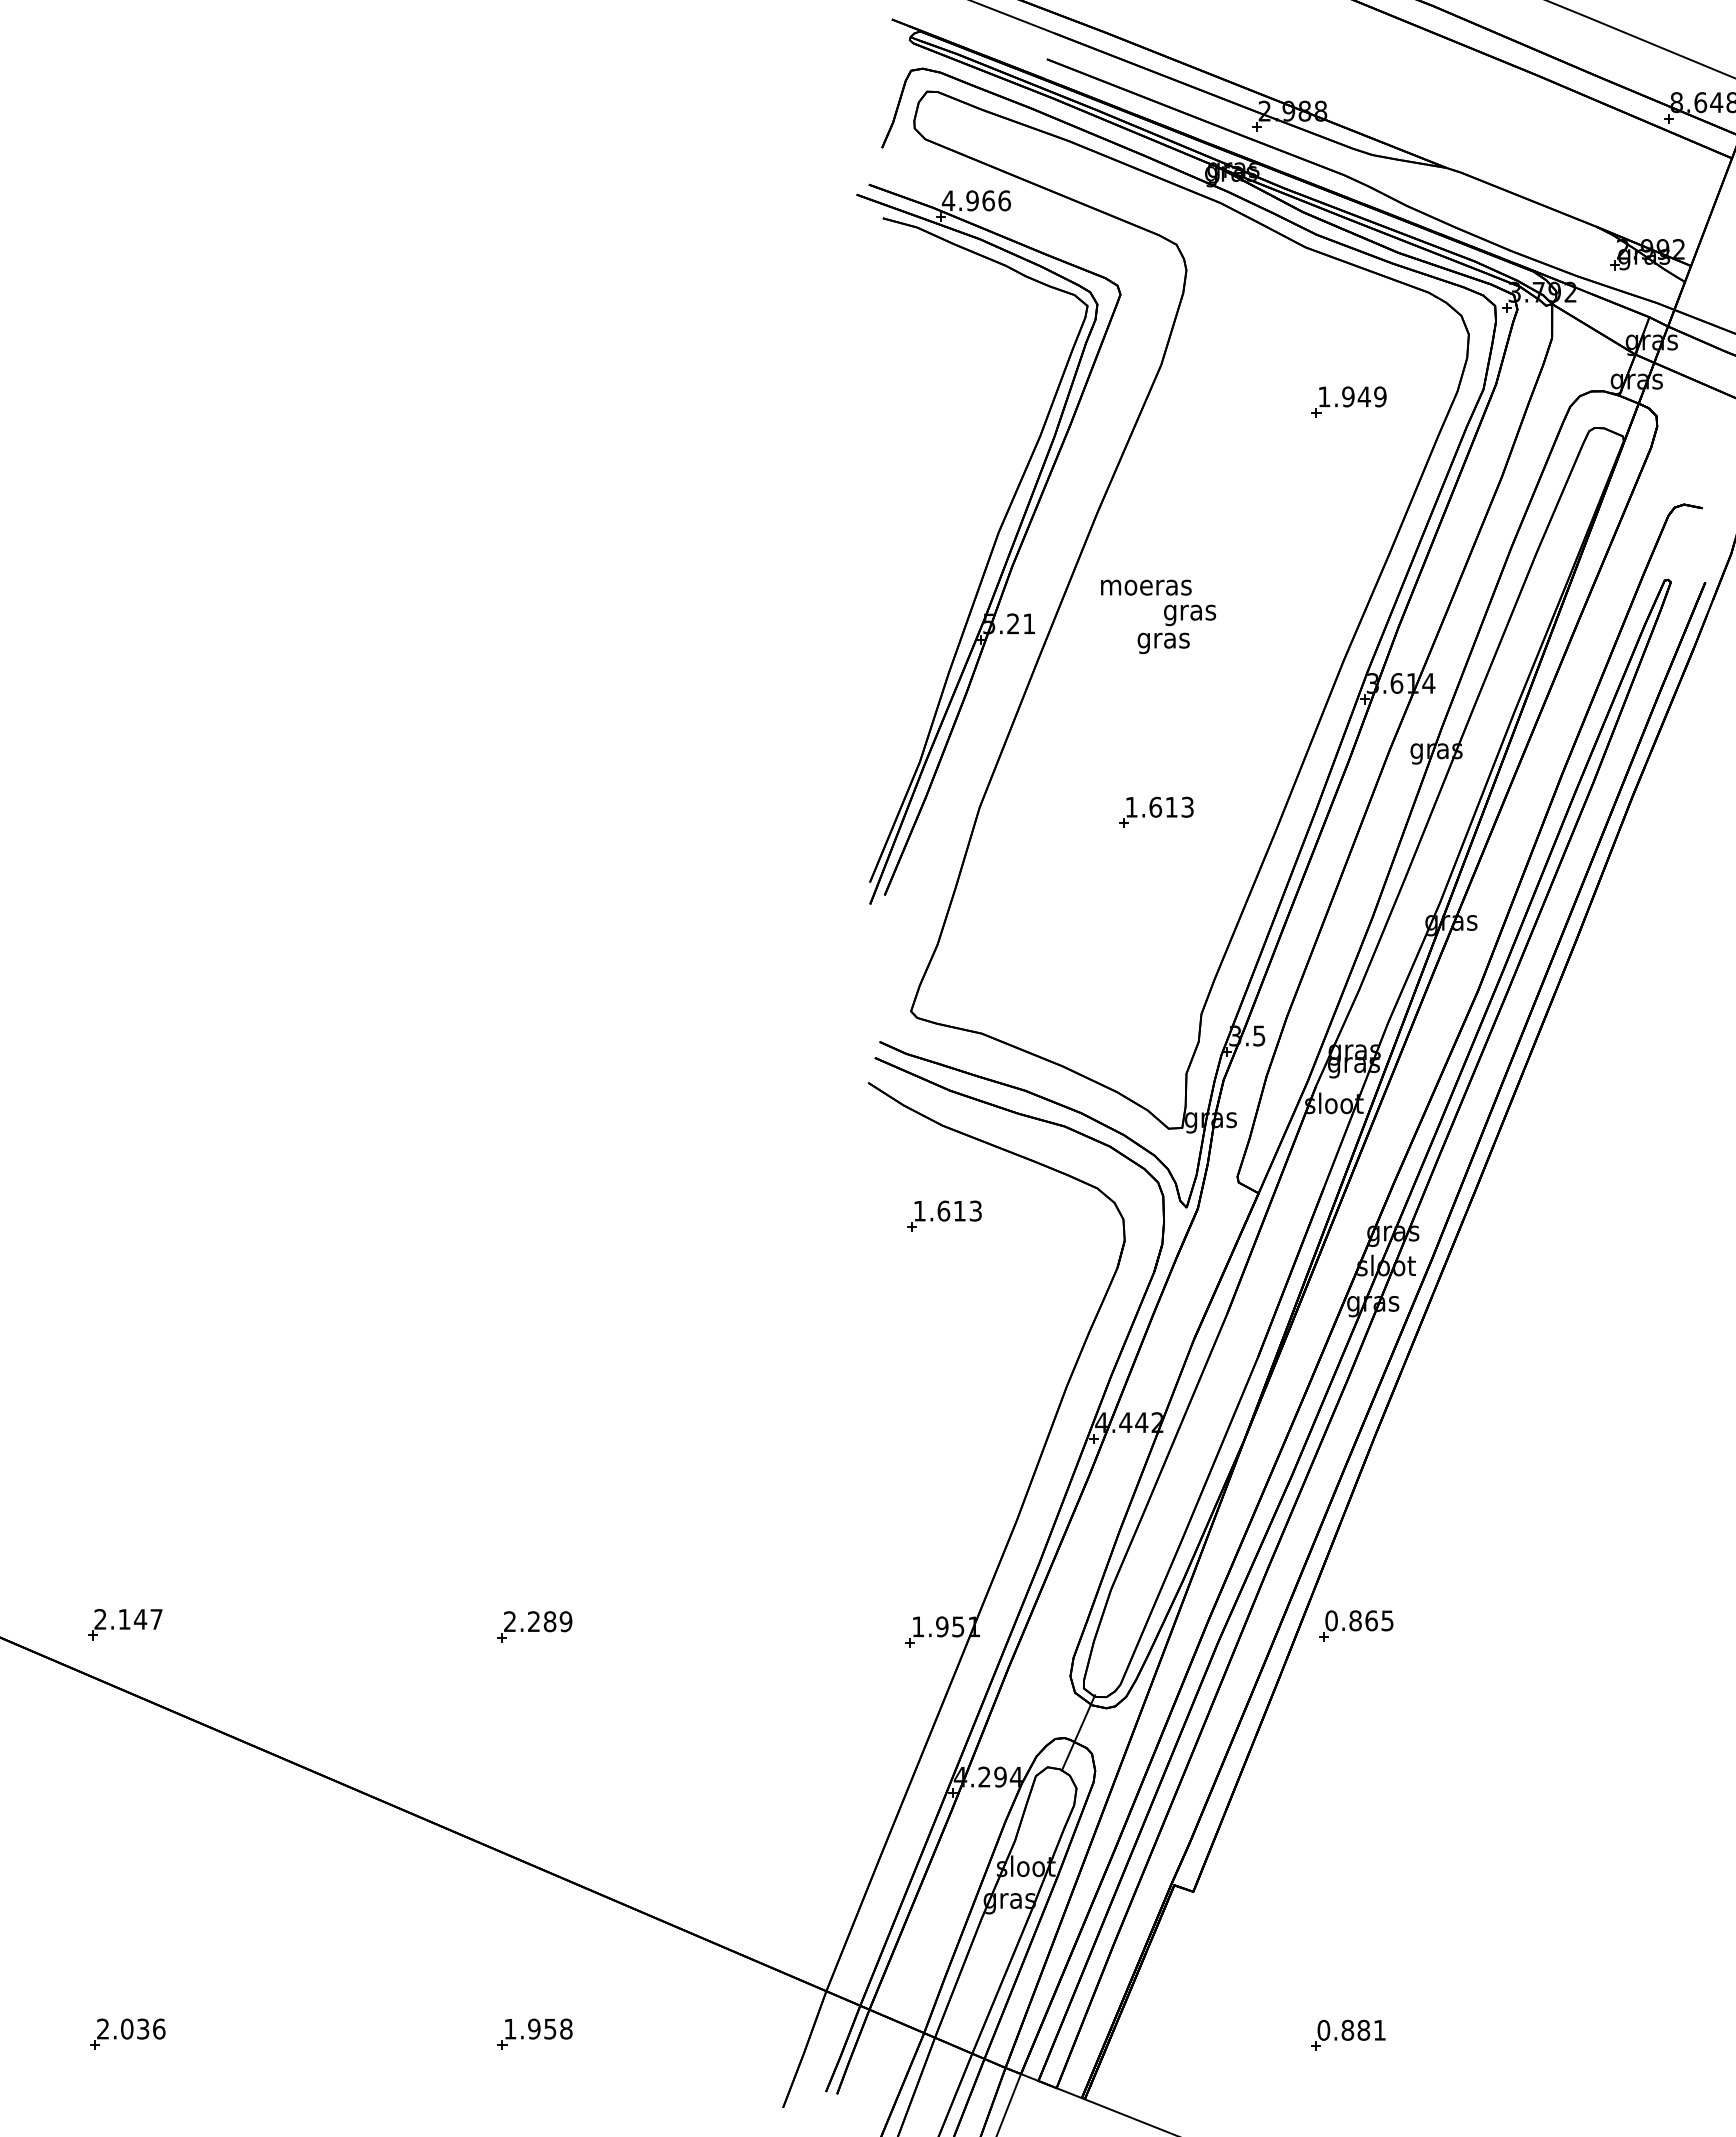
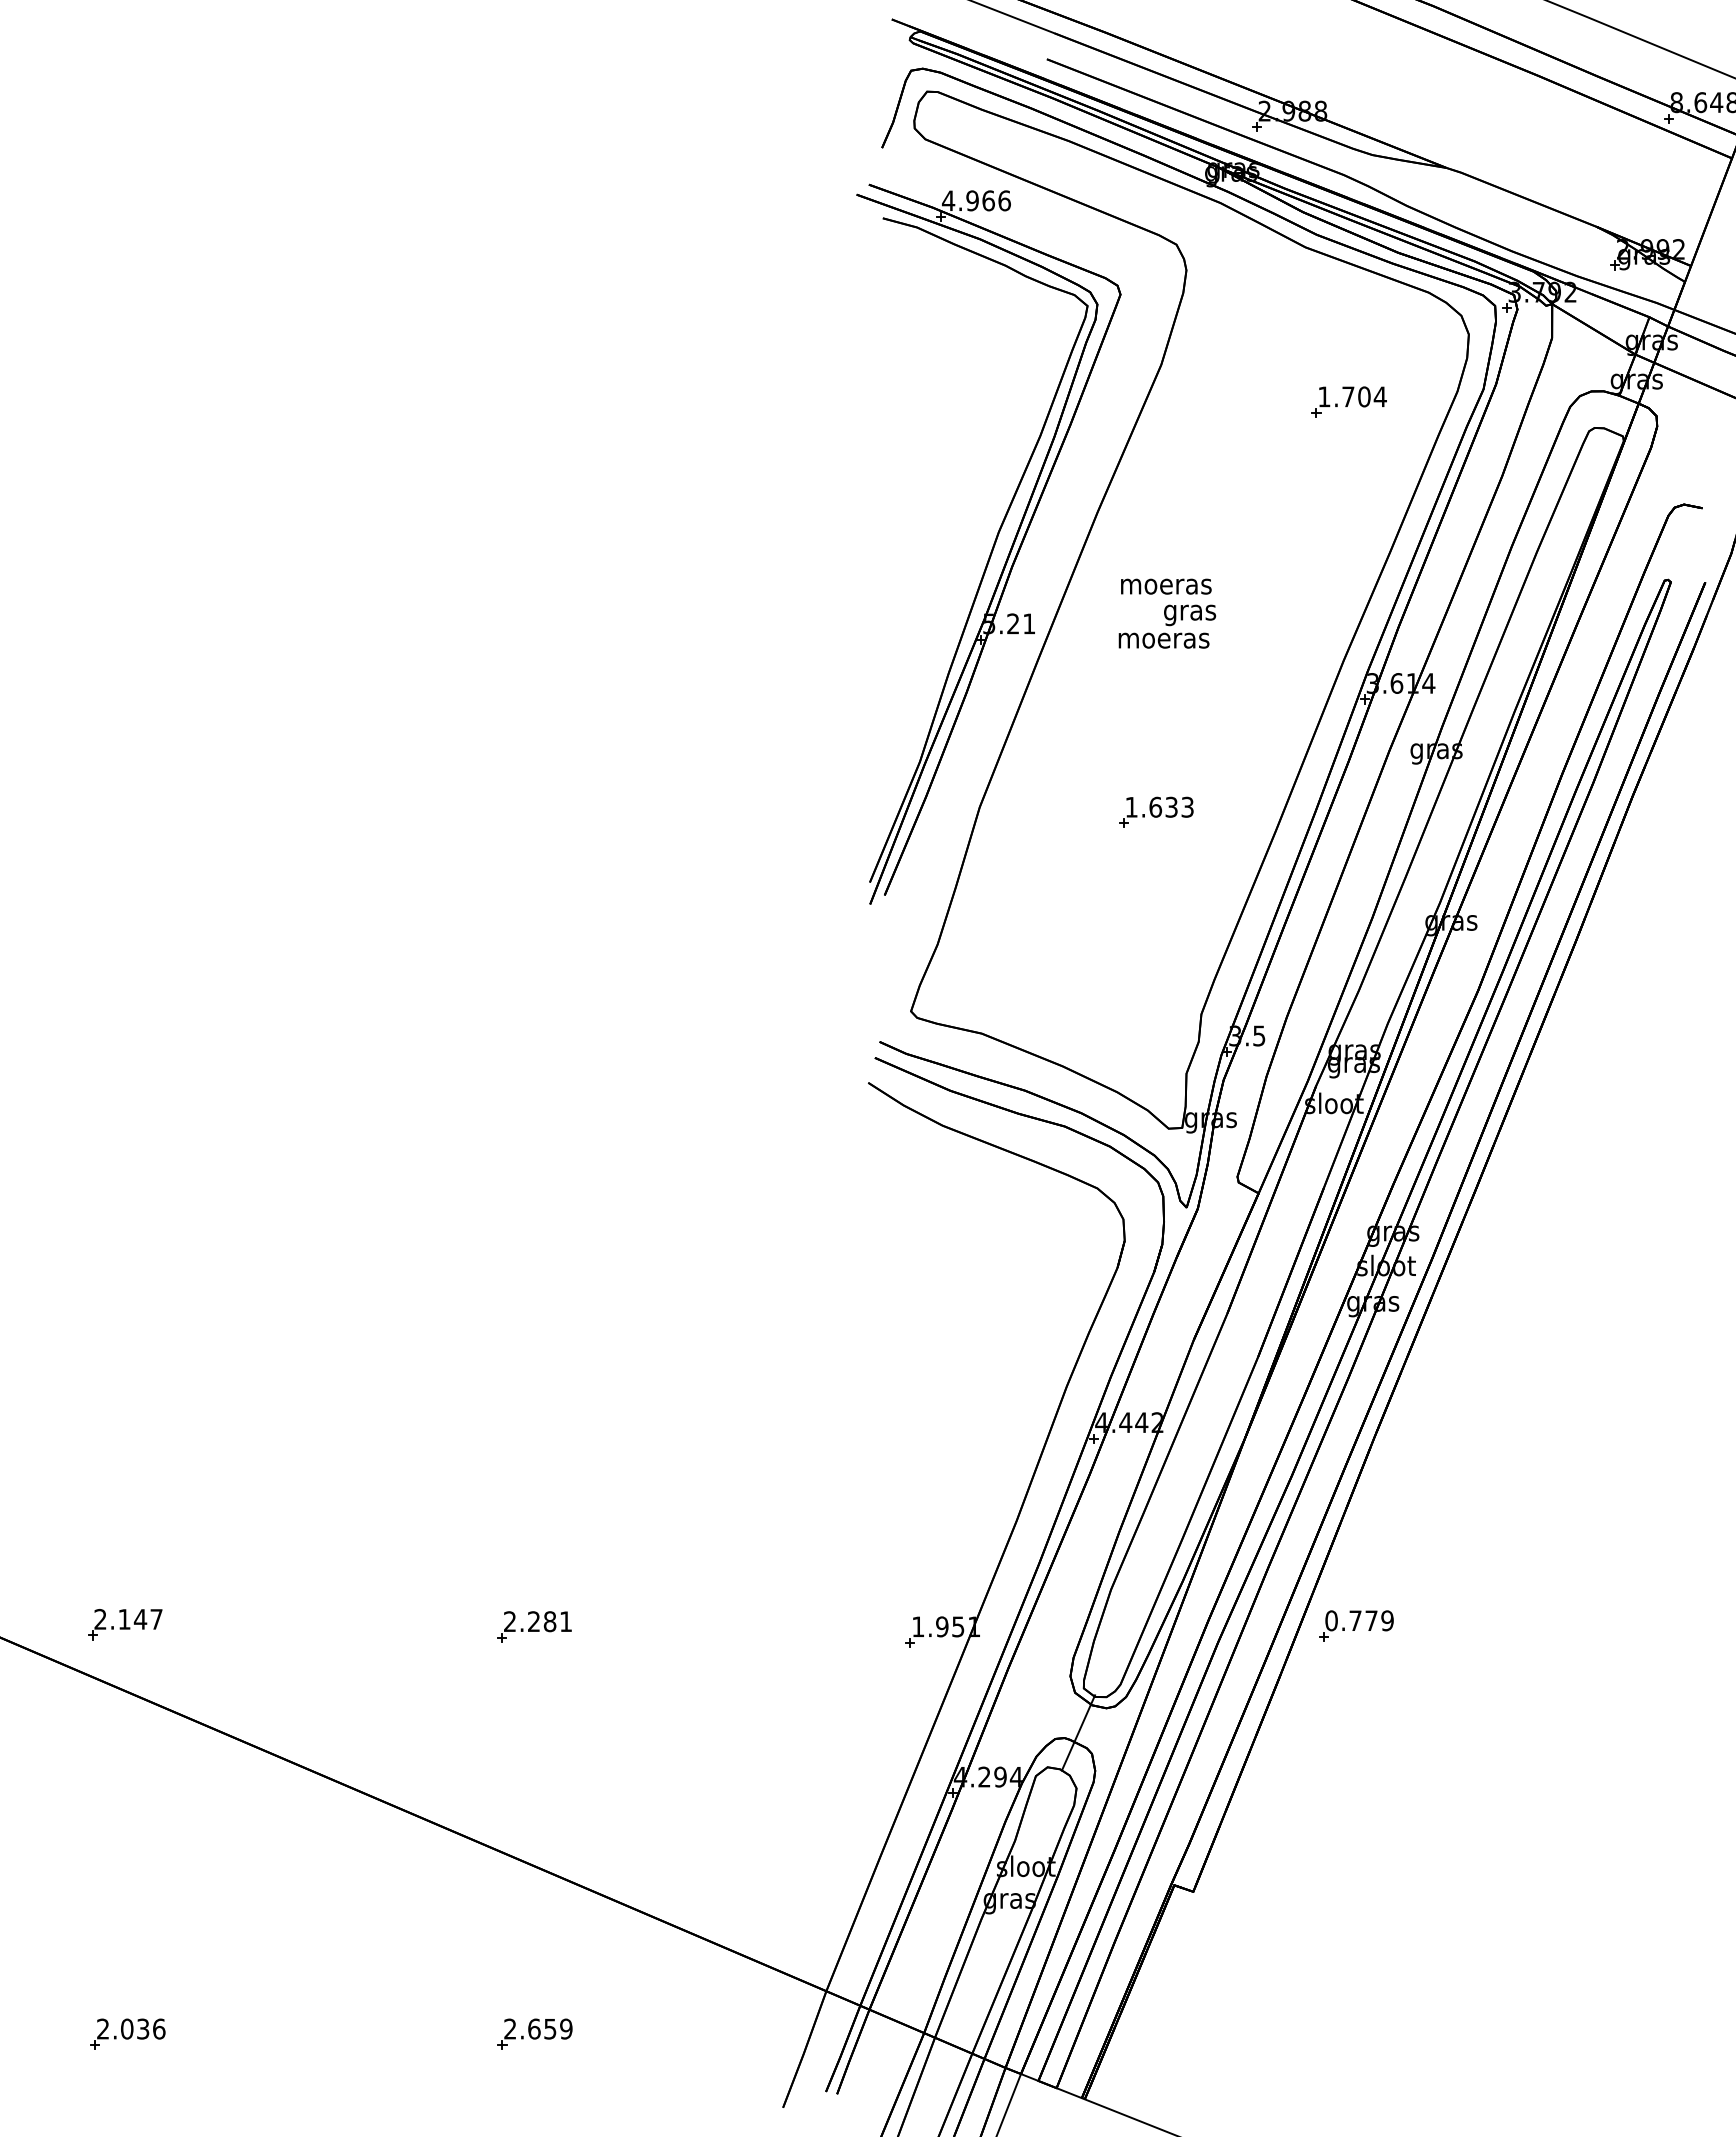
text: 1.949 -> 1.704 (1364, 396)
text position: (1146, 587) -> (1166, 586) (1166, 586)
text: gras -> moeras (1163, 643)
text: 1.613 -> 1.633 (1171, 806)
part: present -> none (944, 1215)
text: 0.865 -> 0.779 (1371, 1620)
text: 2.289 -> 2.281 (565, 1621)
text: 1.958 -> 2.659 (538, 2028)
part: present -> none (1348, 2034)
